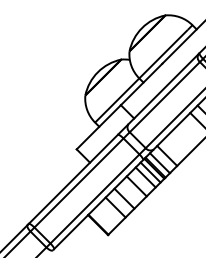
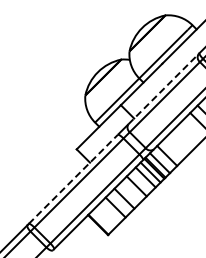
line: solid -> dashed (163, 89)
line: solid -> dashed (73, 179)
